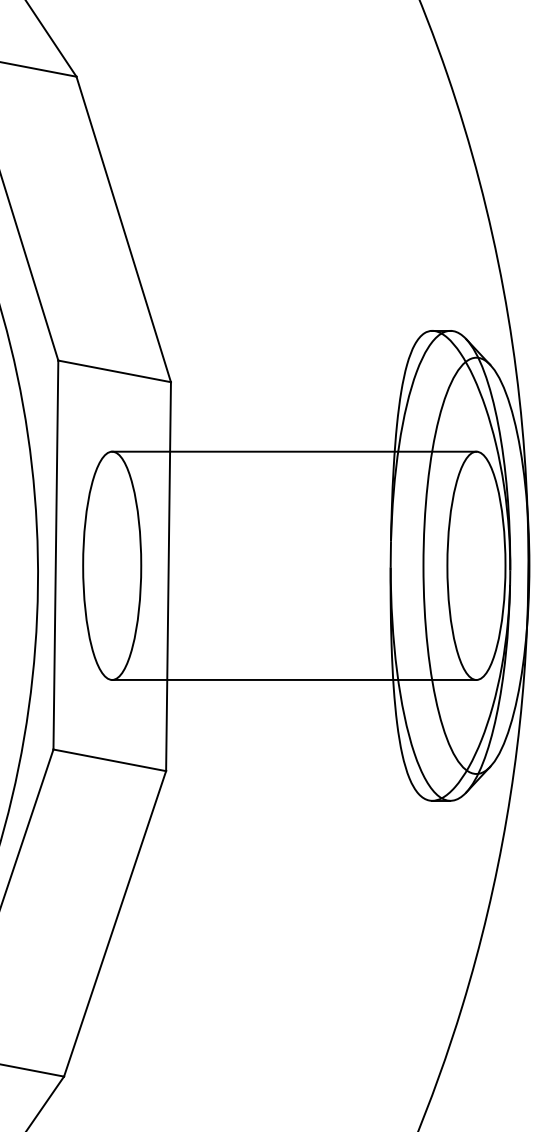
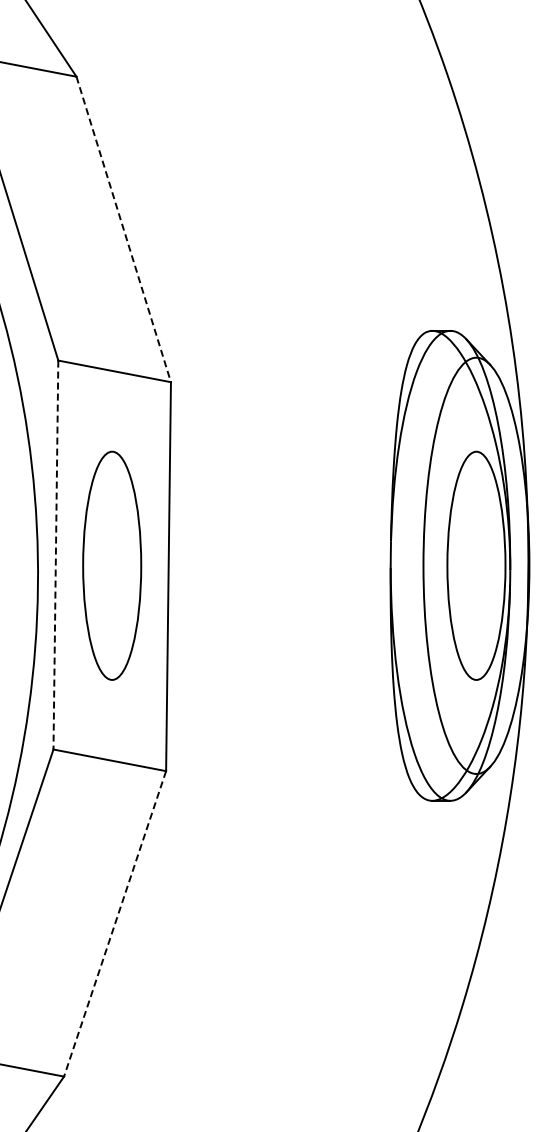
line: solid -> dashed (123, 229)
line: present -> none (294, 451)
line: solid -> dashed (55, 555)
line: present -> none (294, 679)
line: solid -> dashed (114, 924)
